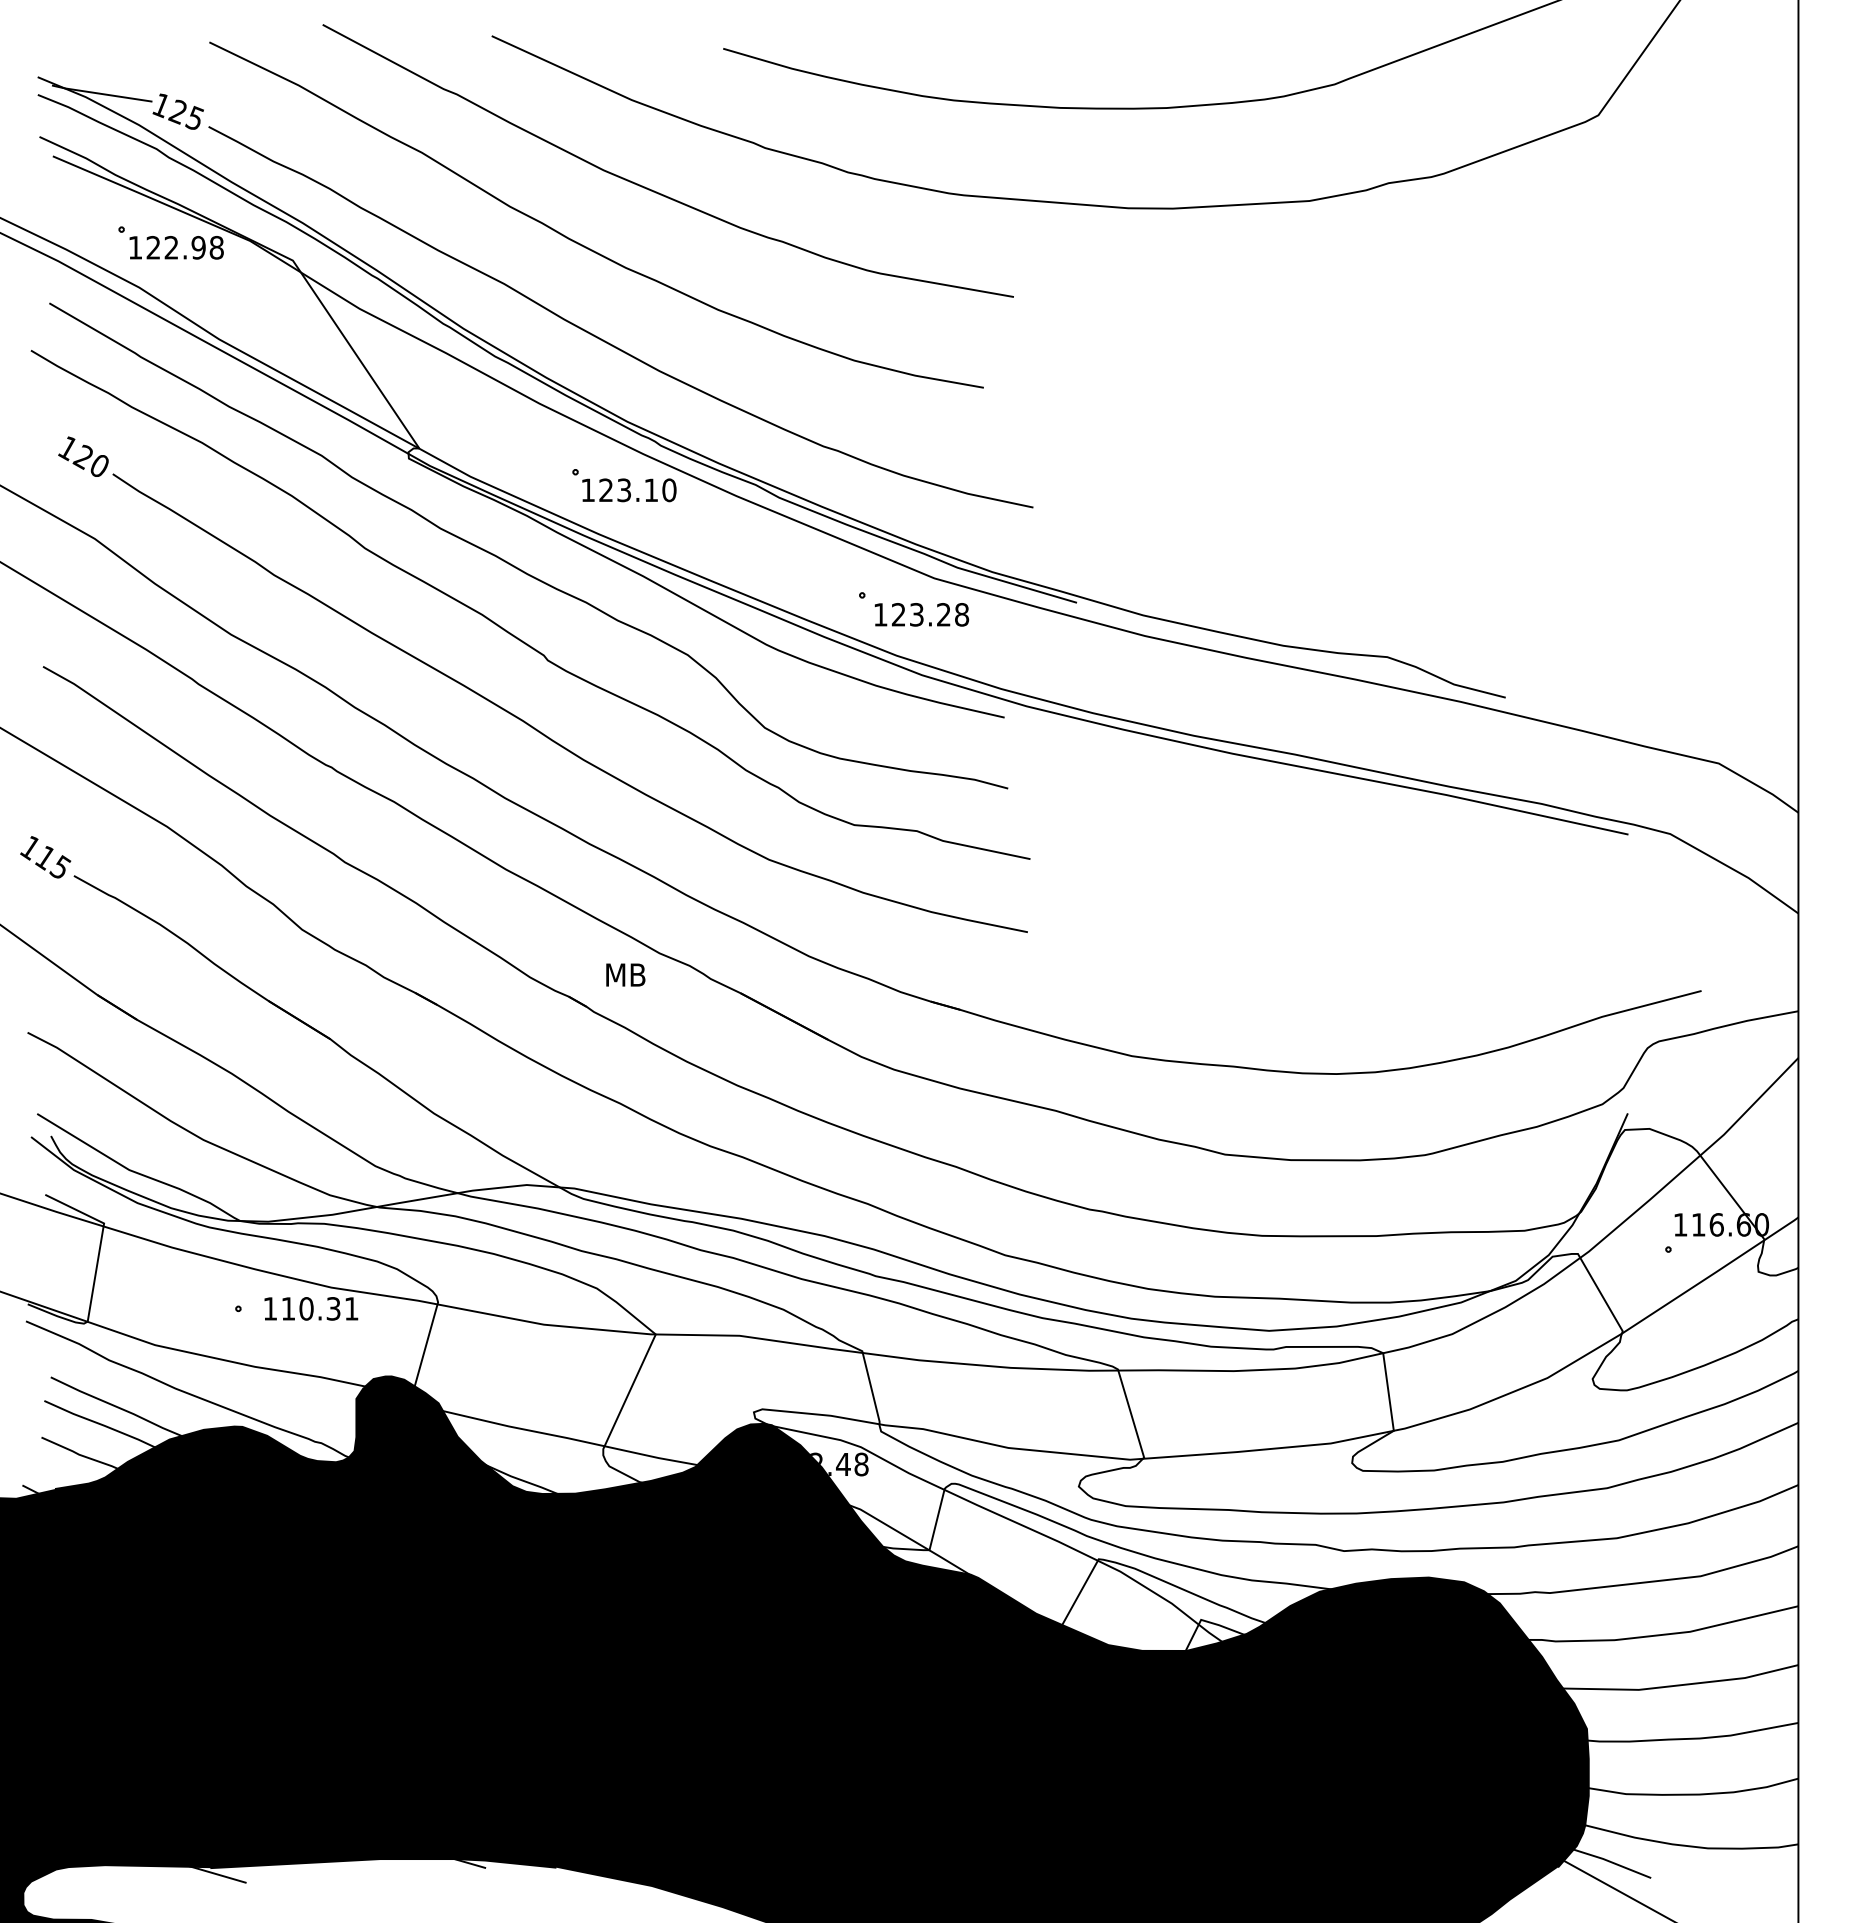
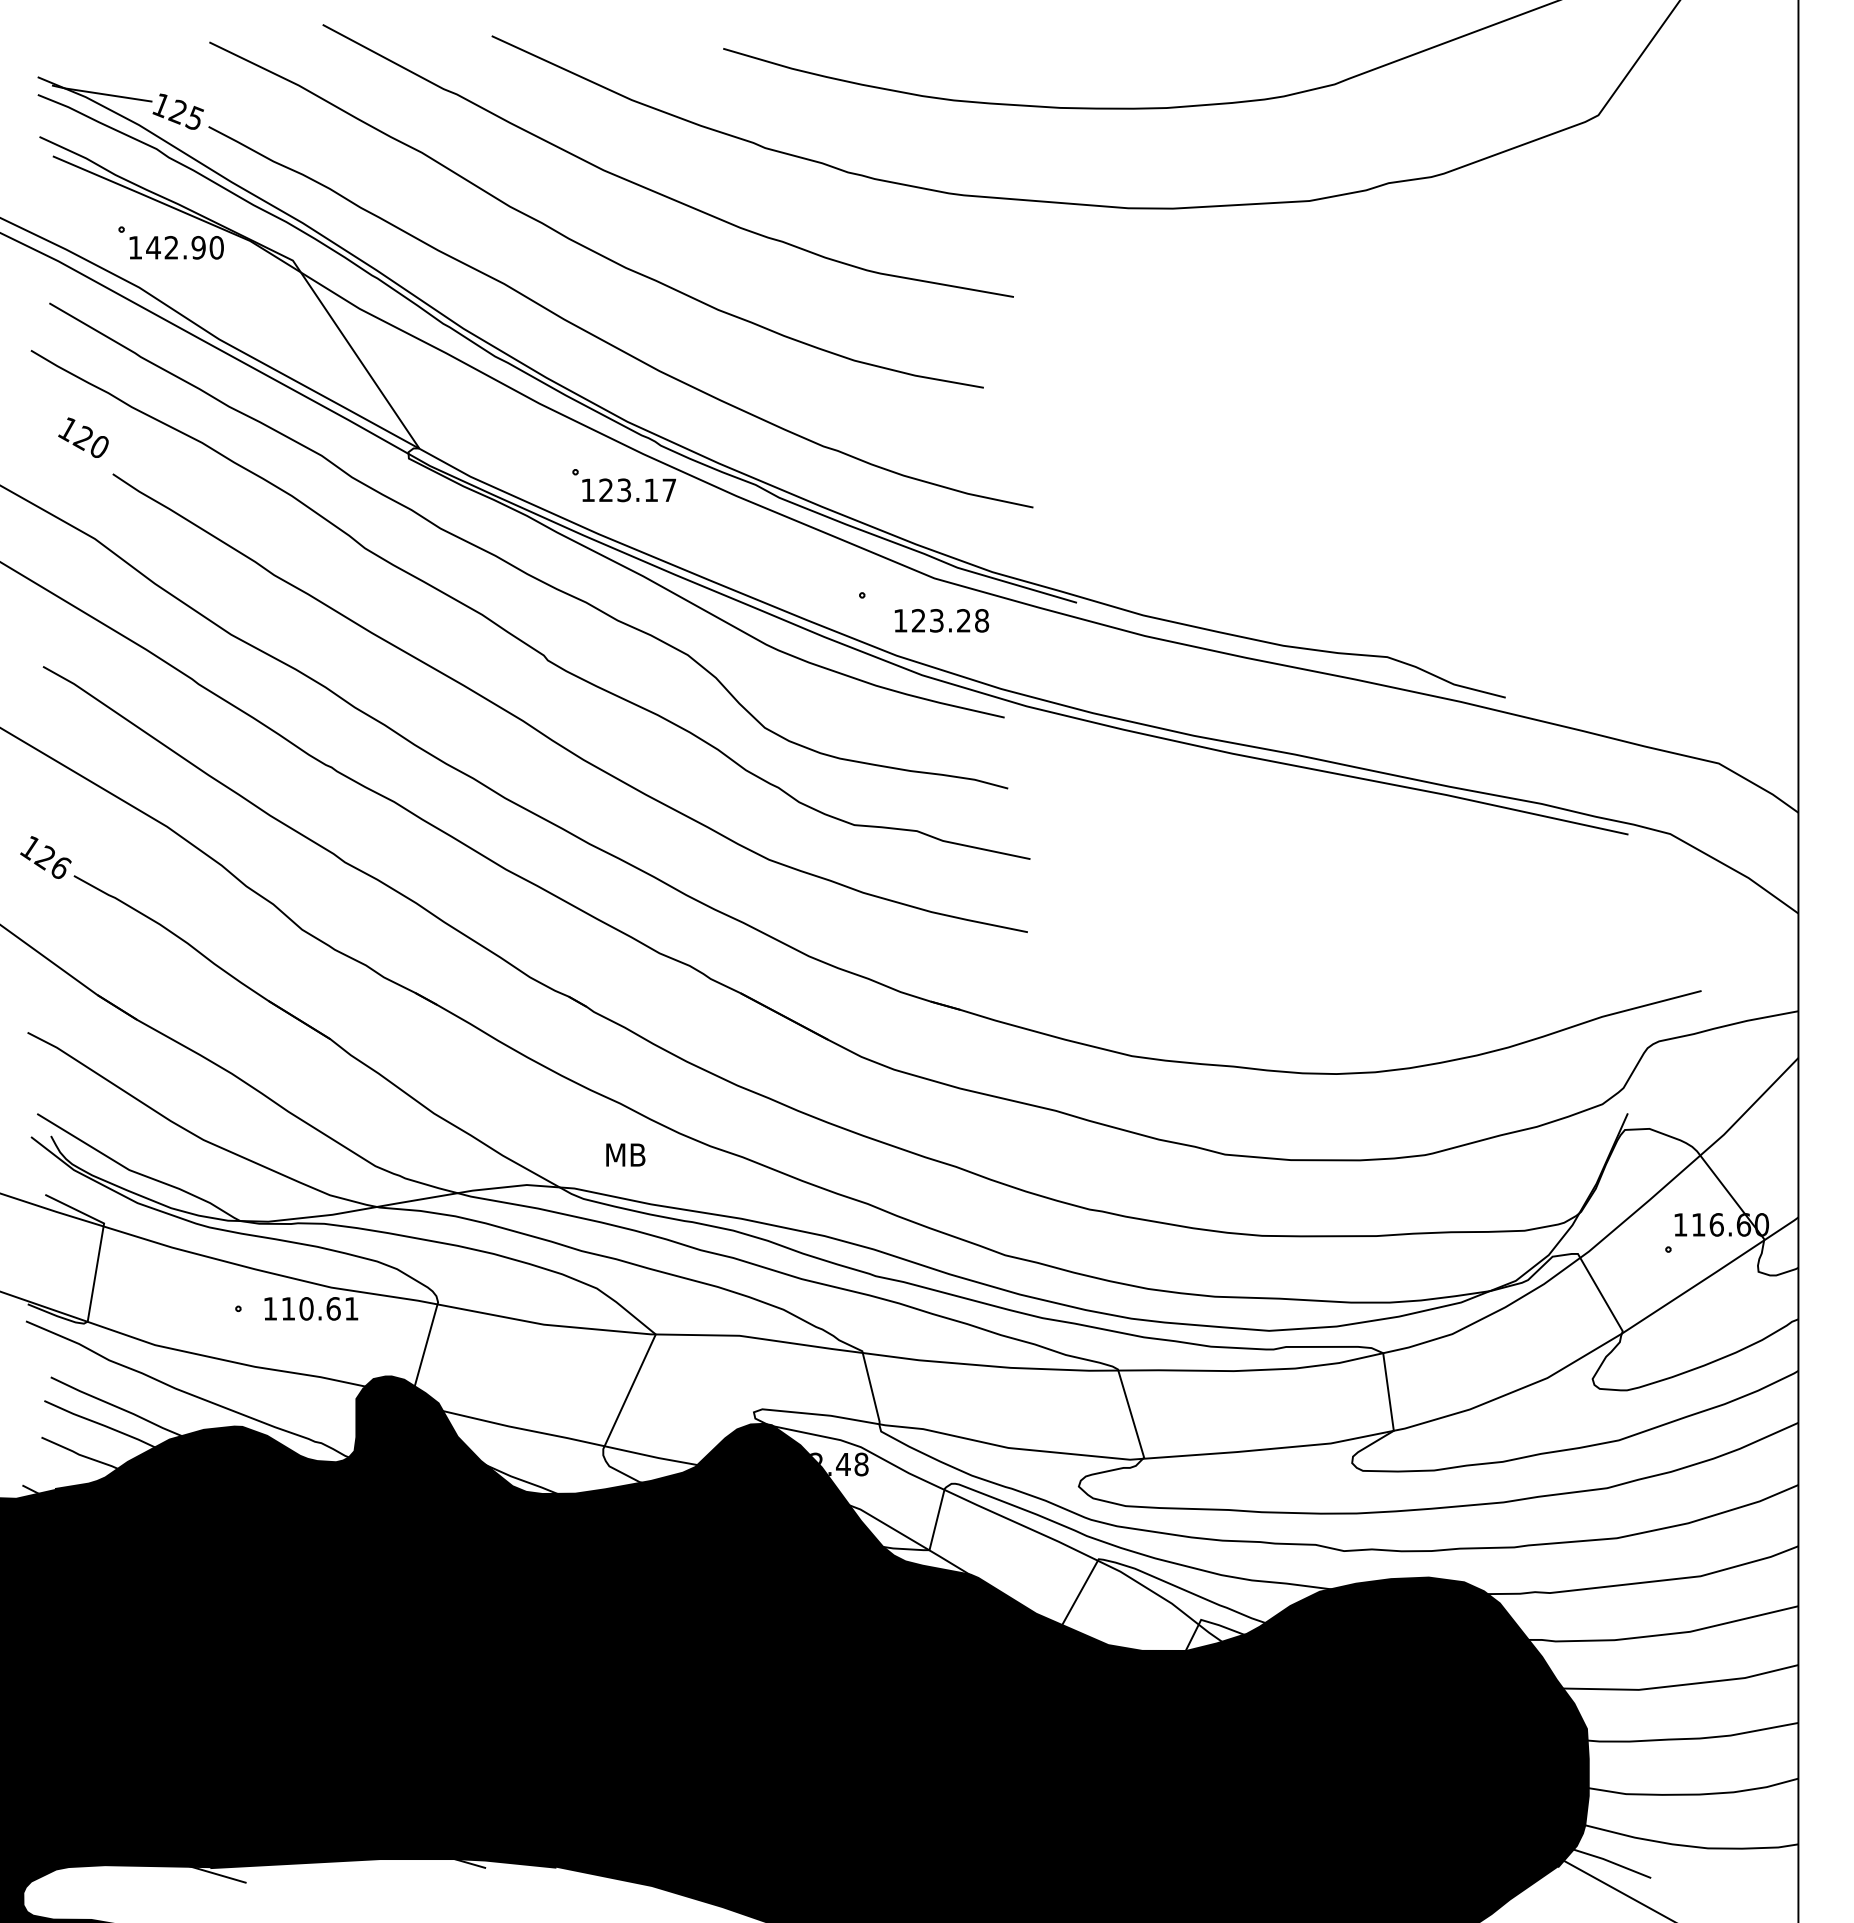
text: 122.98 -> 142.90 (184, 247)
text position: (83, 456) -> (83, 437) (83, 437)
text: 123.10 -> 123.17 (669, 490)
text position: (921, 614) -> (941, 620) (941, 620)
text: 115 -> 126 (52, 861)
text position: (625, 974) -> (625, 1154) (625, 1154)
text: 110.31 -> 110.61 (333, 1308)
